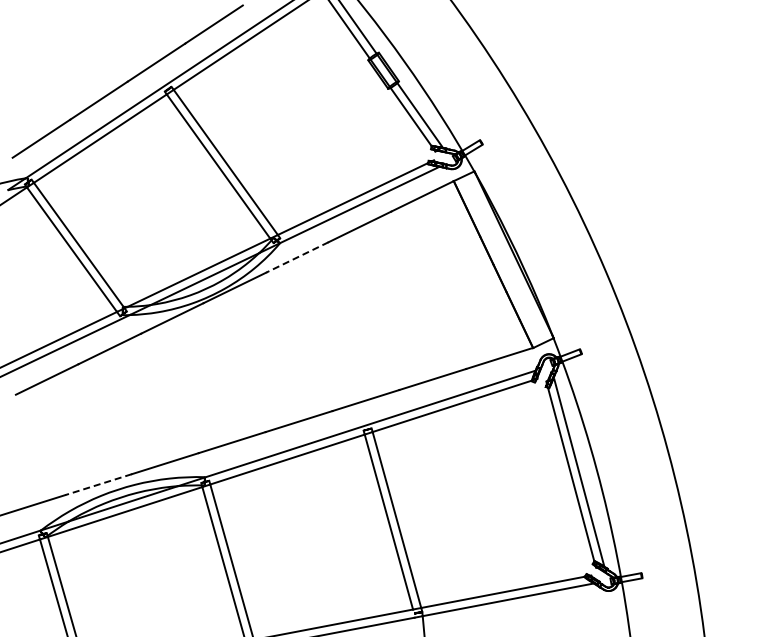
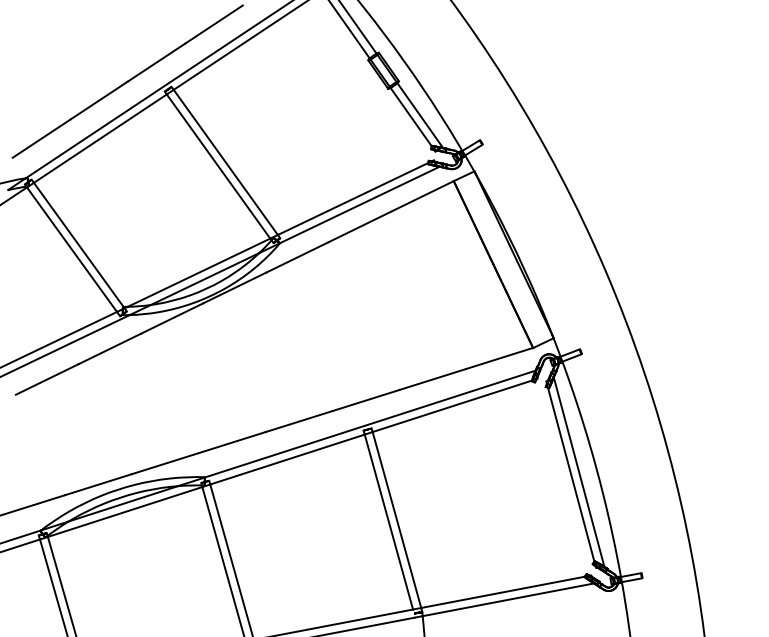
line: dashed -> solid (297, 257)
line: dashed -> solid (98, 484)
